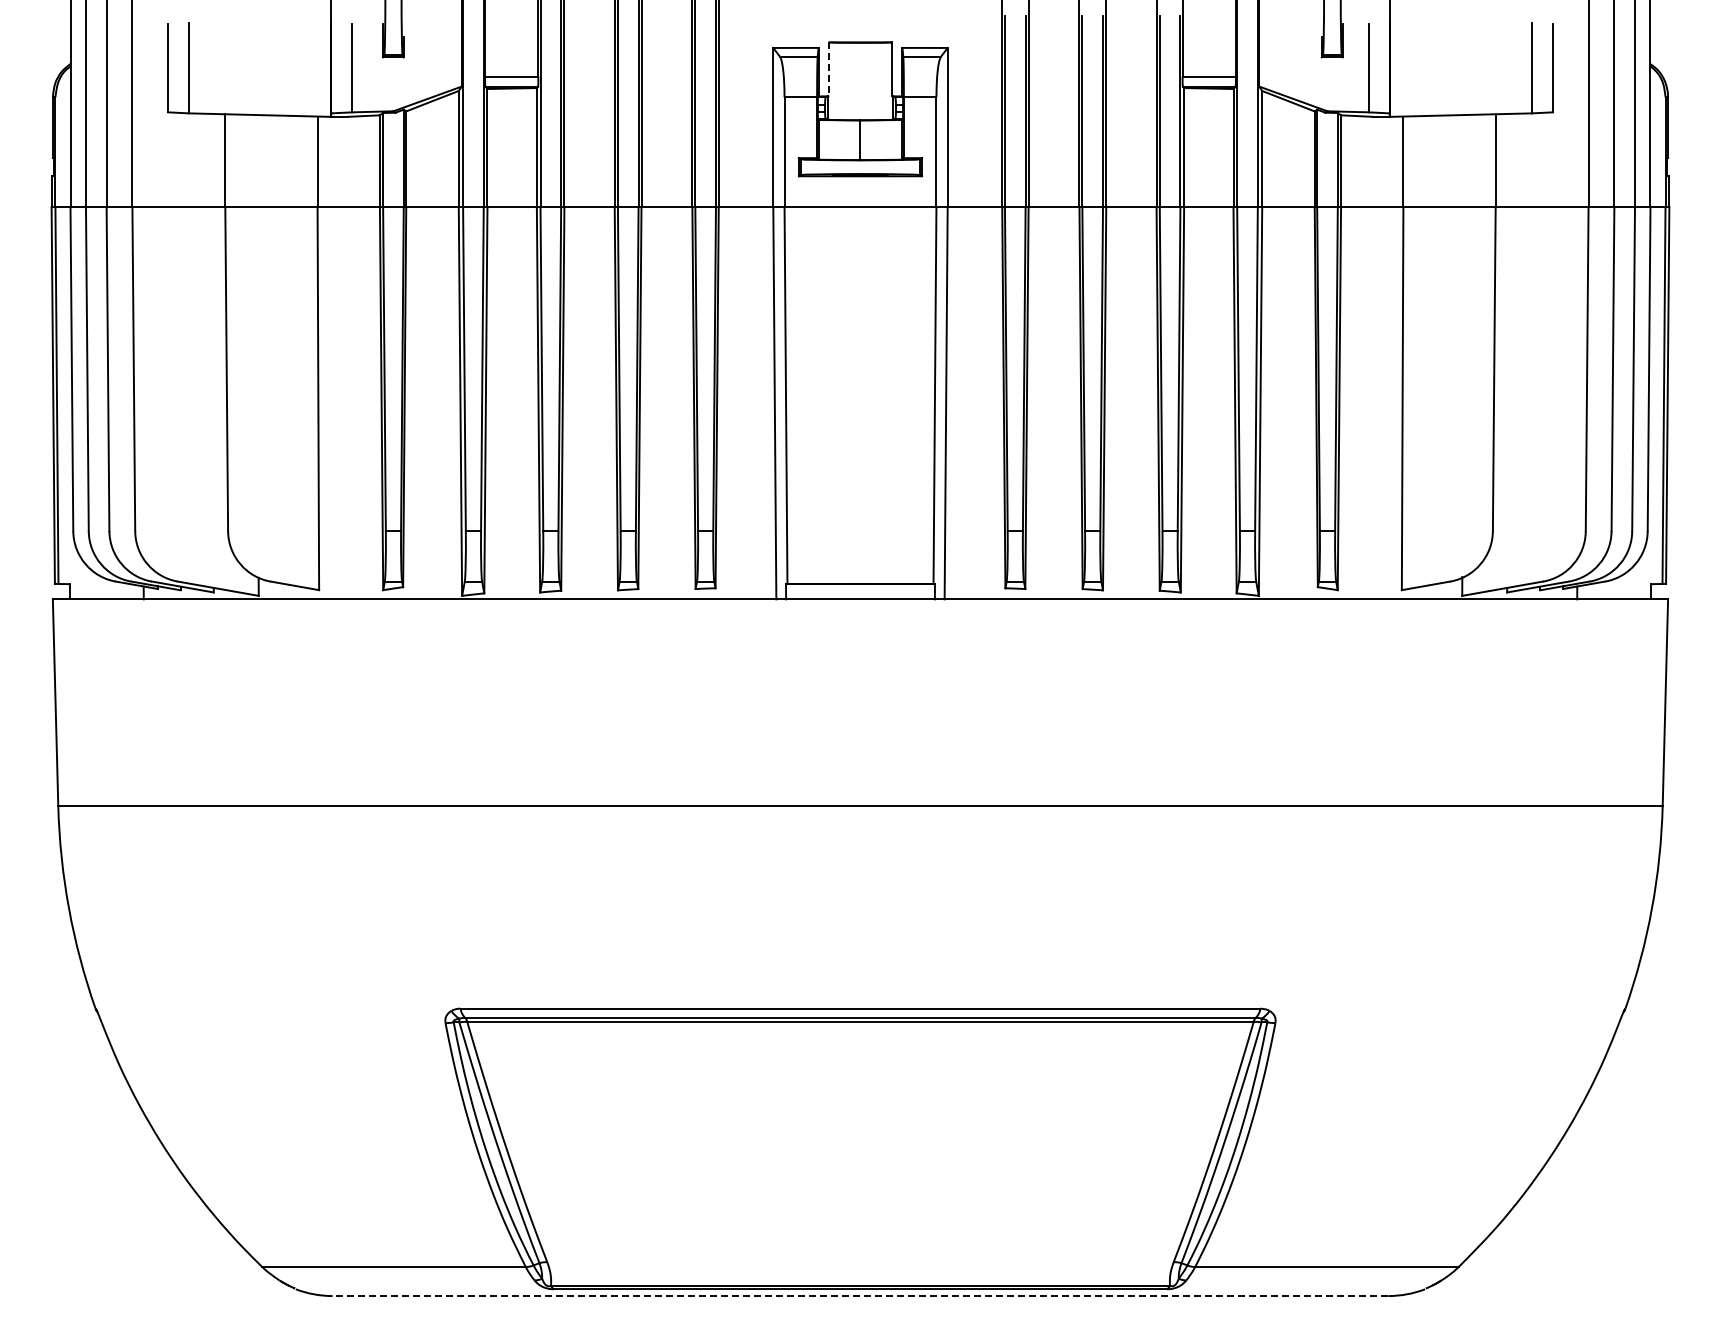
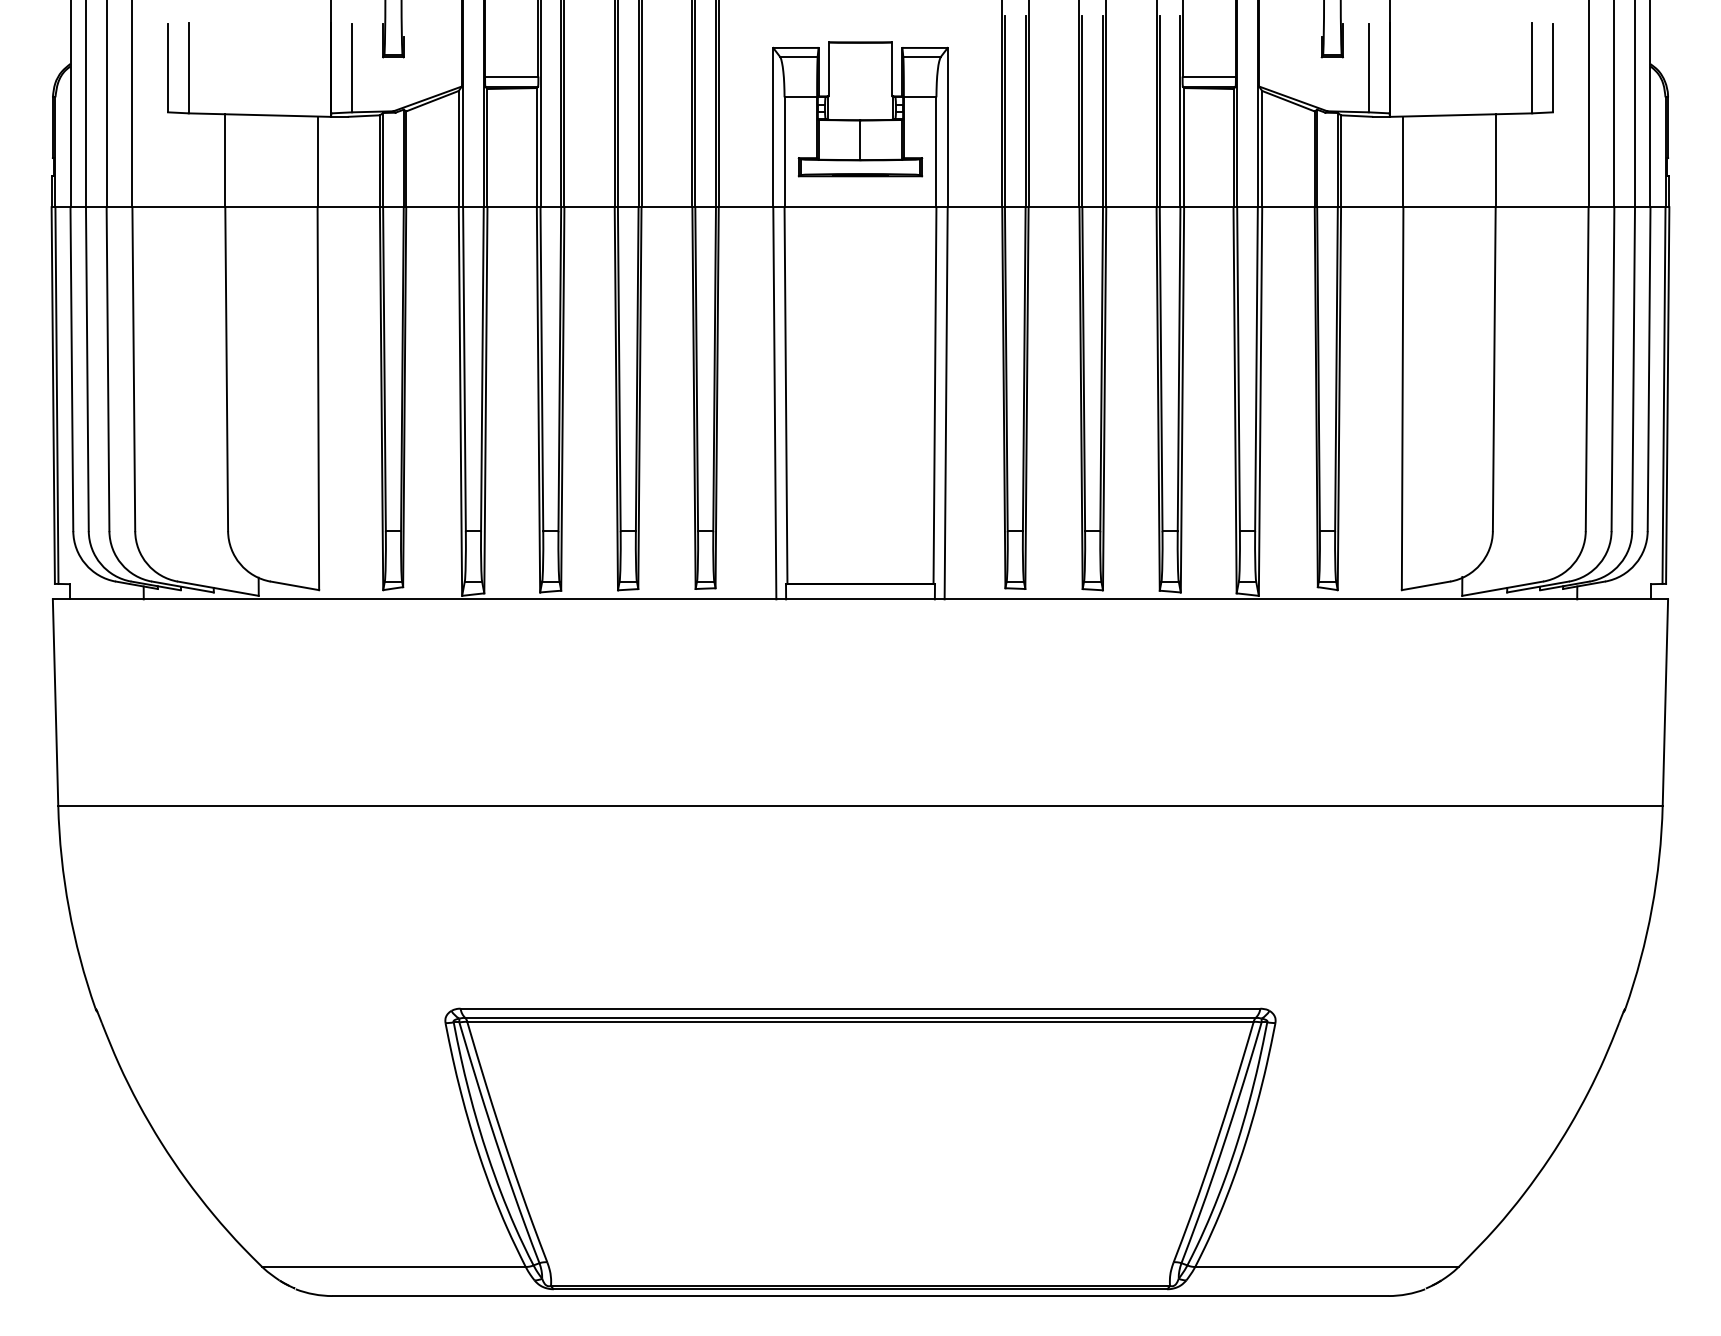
line: dashed -> solid (828, 69)
line: dashed -> solid (860, 1296)
